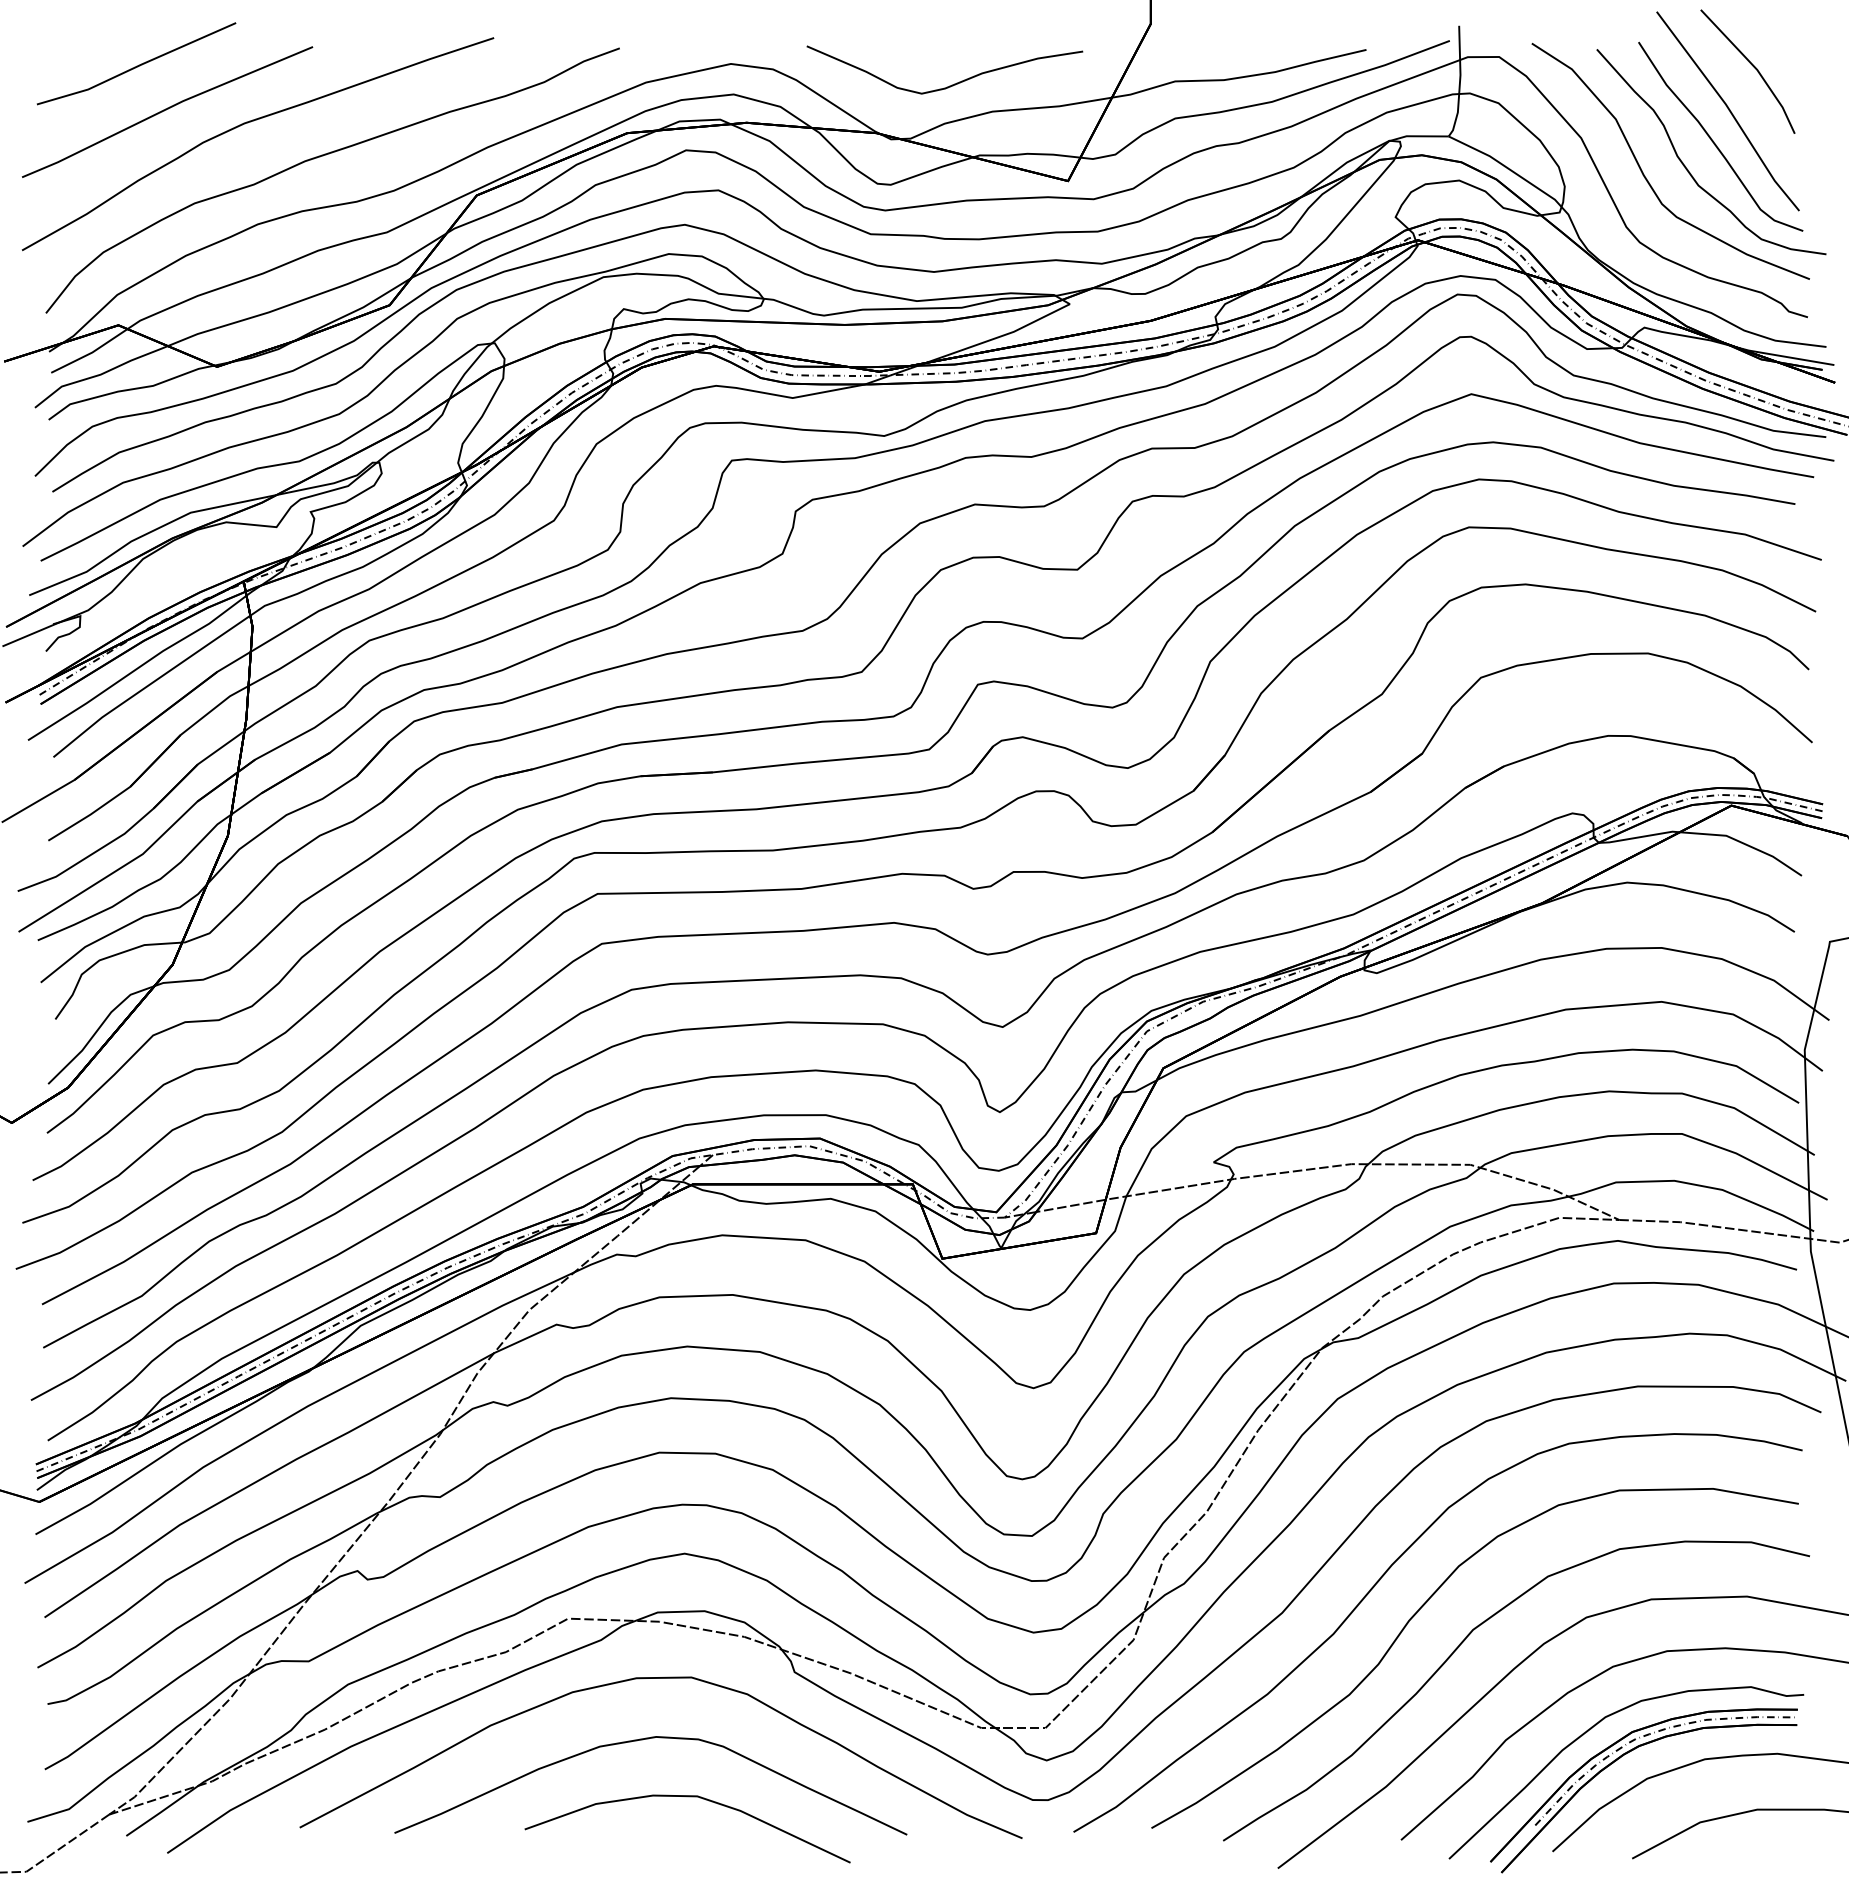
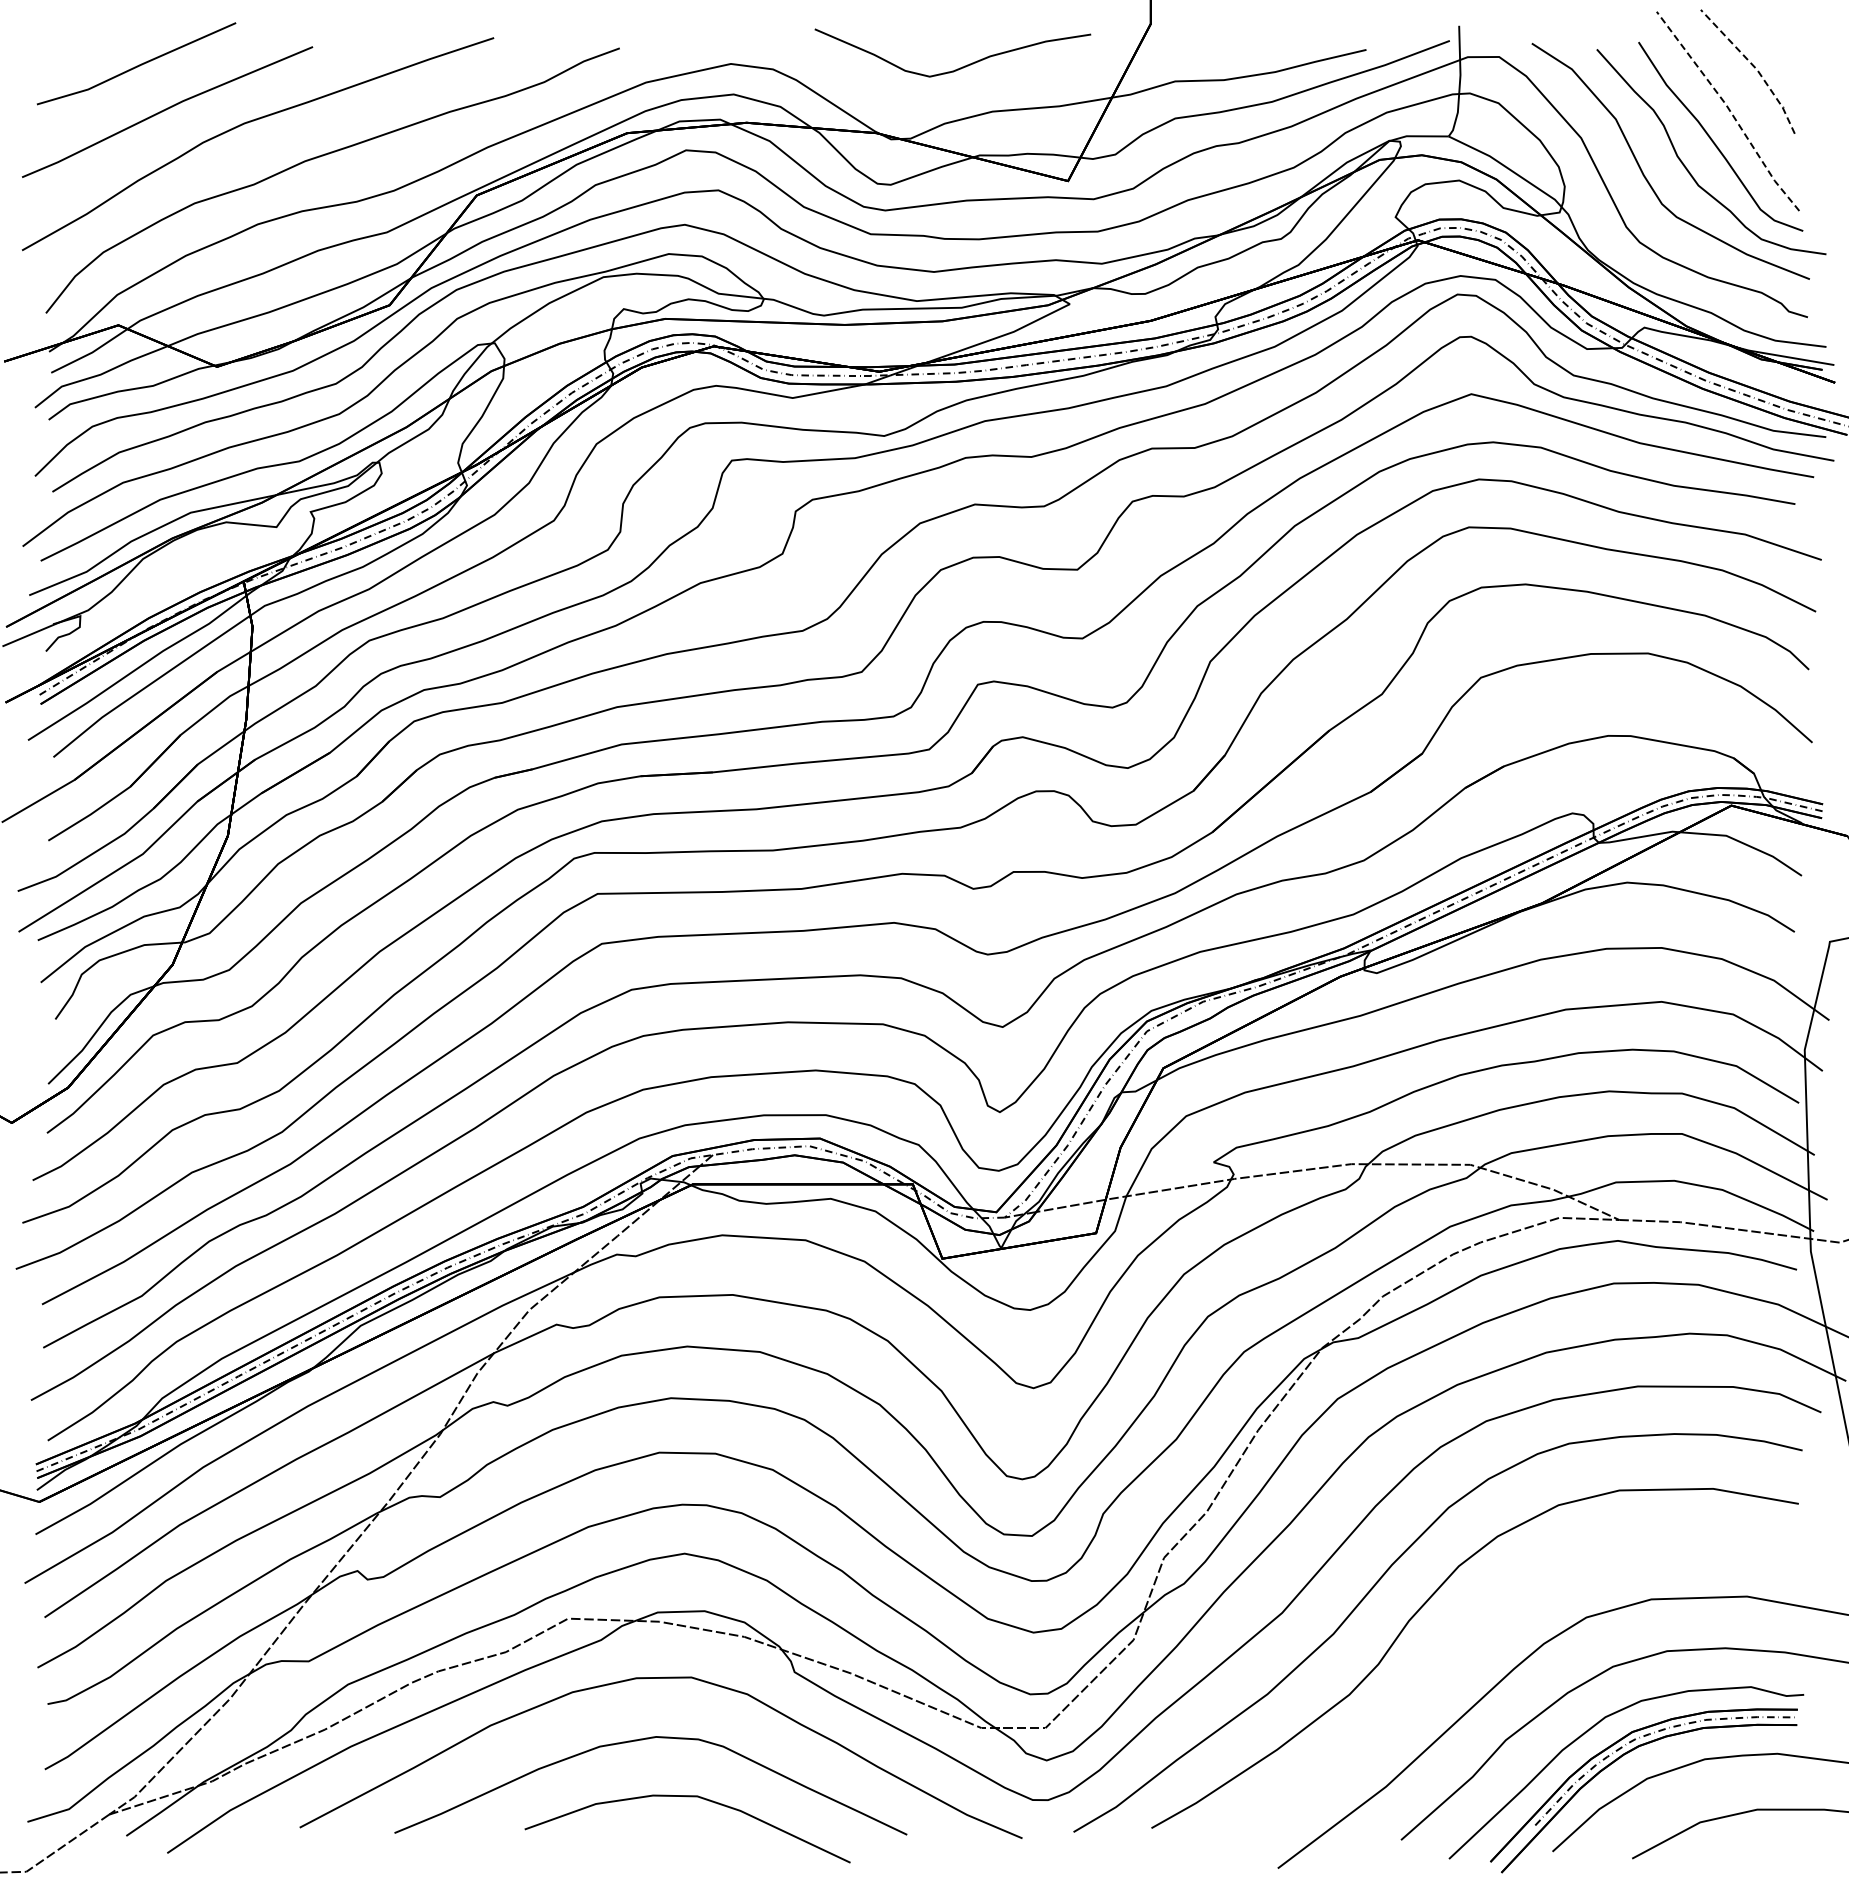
line: solid -> dashed (1755, 67)
curve position: (949, 85) -> (957, 68) (957, 68)
line: solid -> dashed (1729, 110)
curve: present -> none (1465, 1640)
